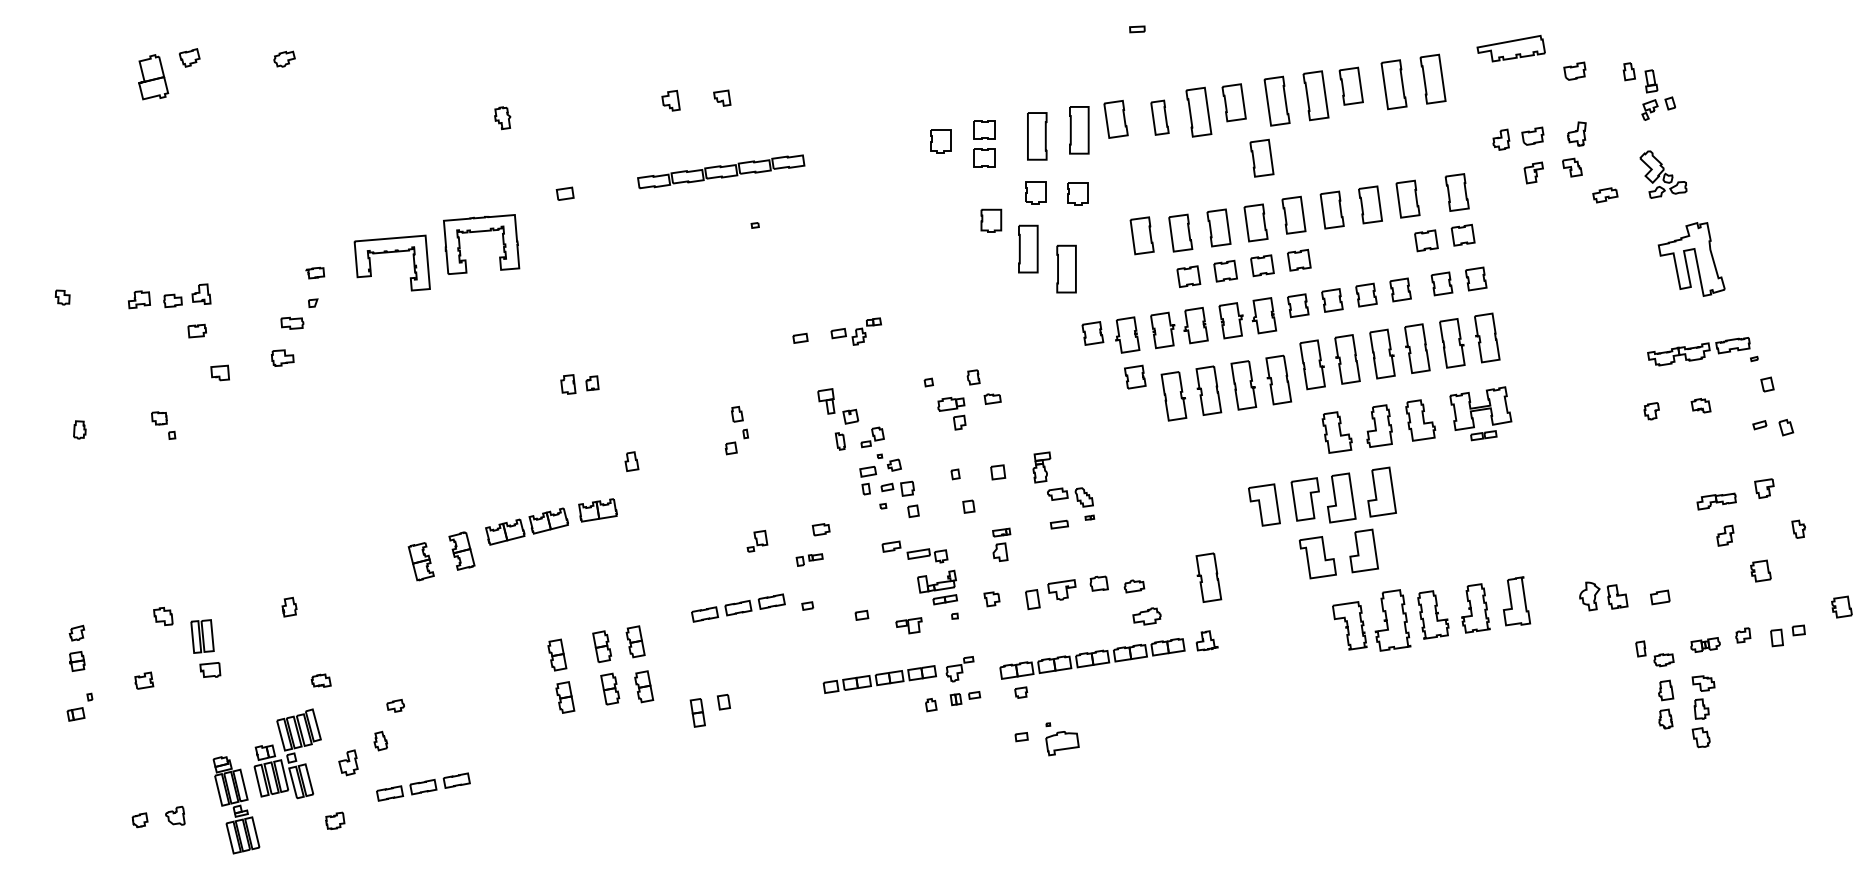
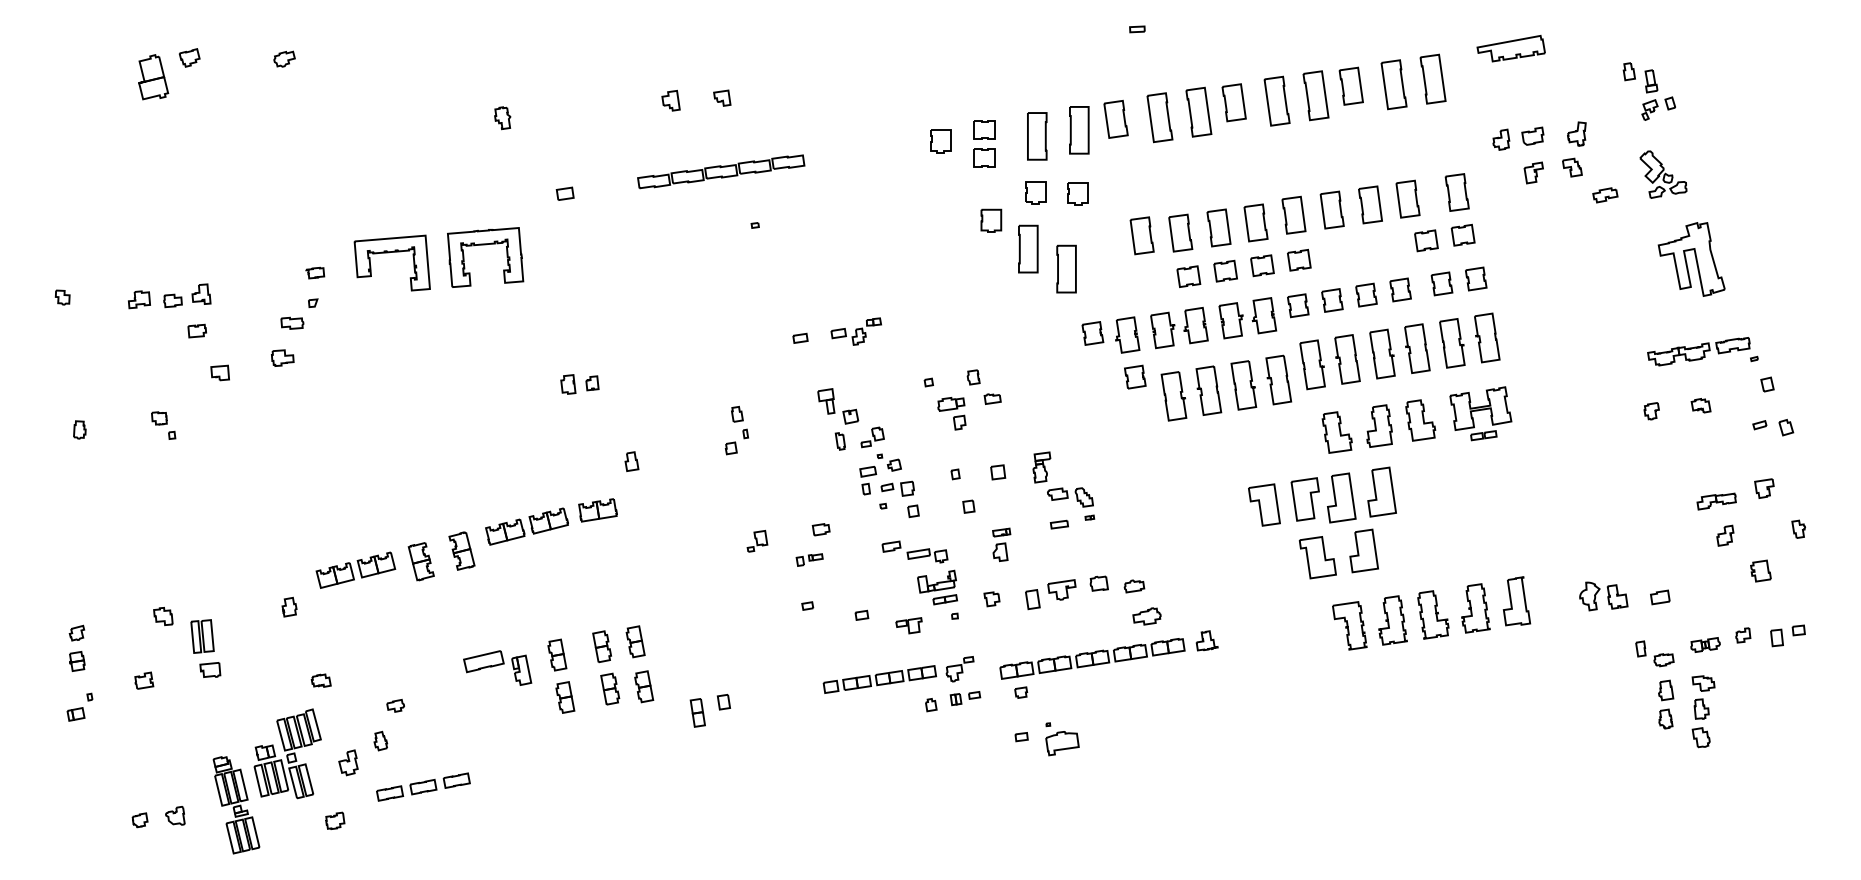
part: present -> none (1574, 70)
part size: 20x37 px -> 28x52 px (1159, 117)
part: present -> none (1261, 157)
part position: (481, 232) -> (485, 245) (485, 245)
part: none -> present (355, 569)
part: present -> none (1208, 577)
part: present -> none (1841, 606)
part: present -> none (738, 607)
part size: 38x63 px -> 30x51 px (1392, 620)
part: none -> present (497, 667)
